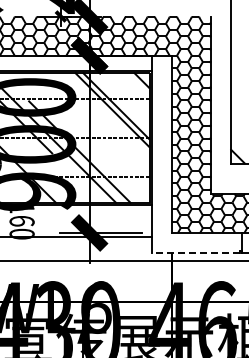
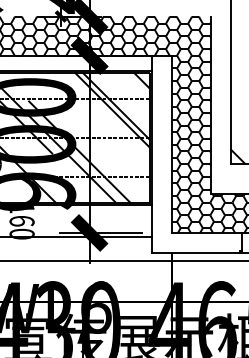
line: dashed -> solid (195, 252)
